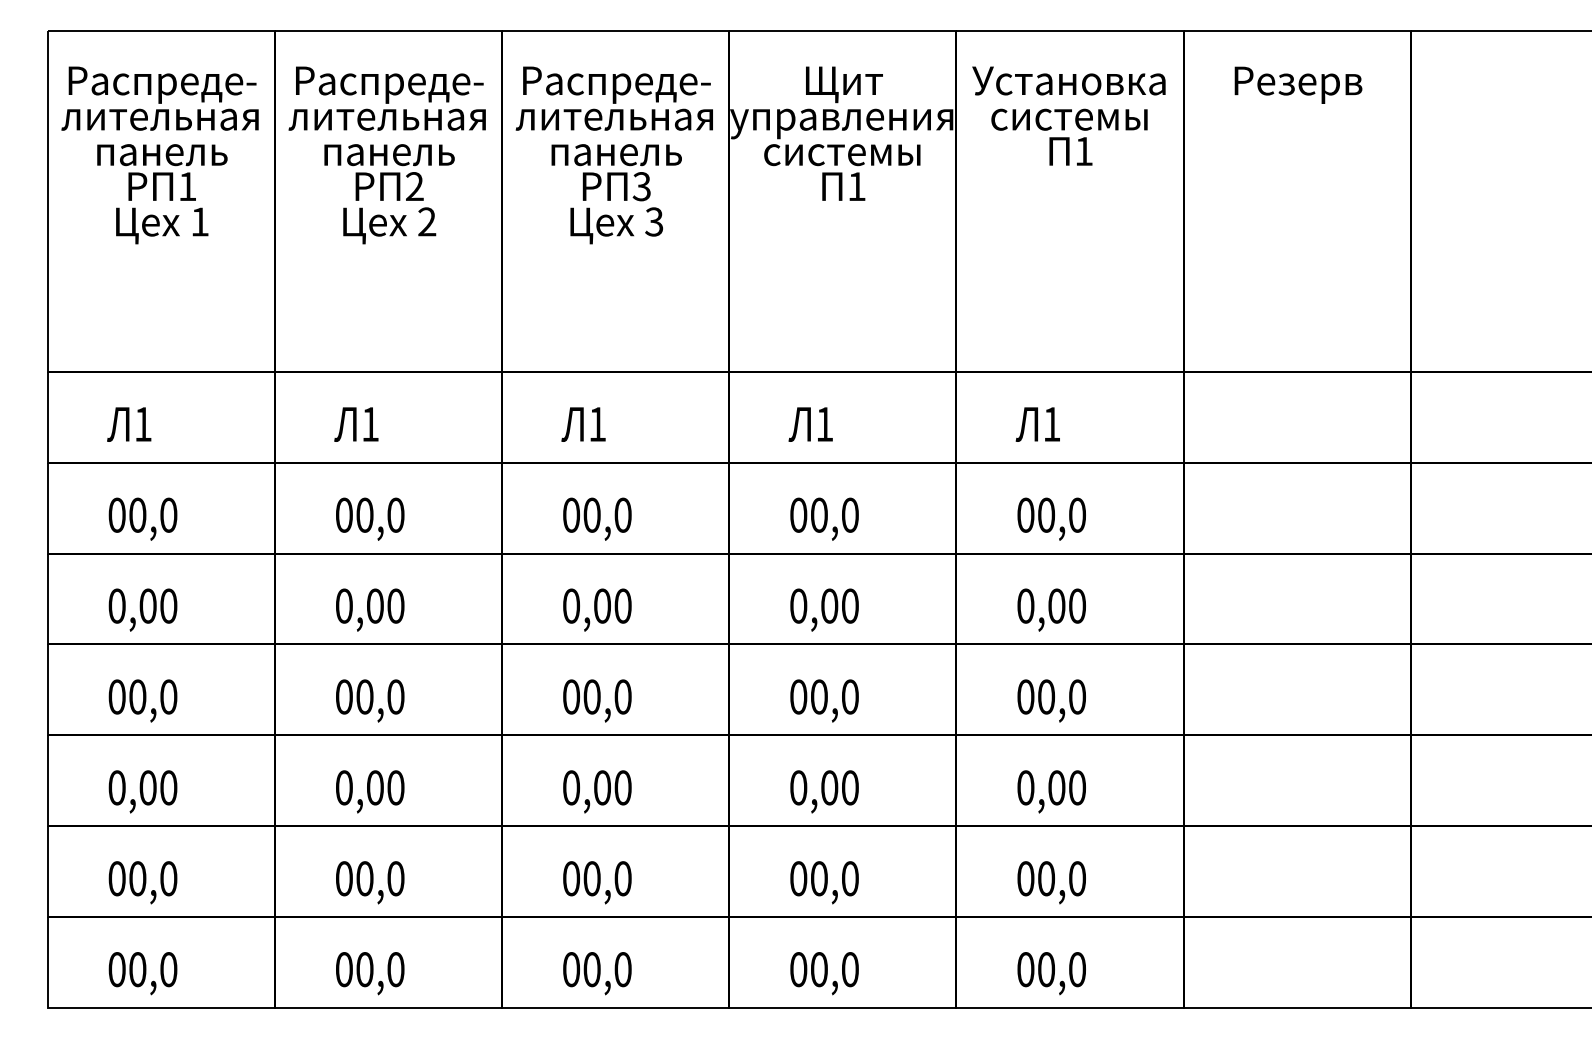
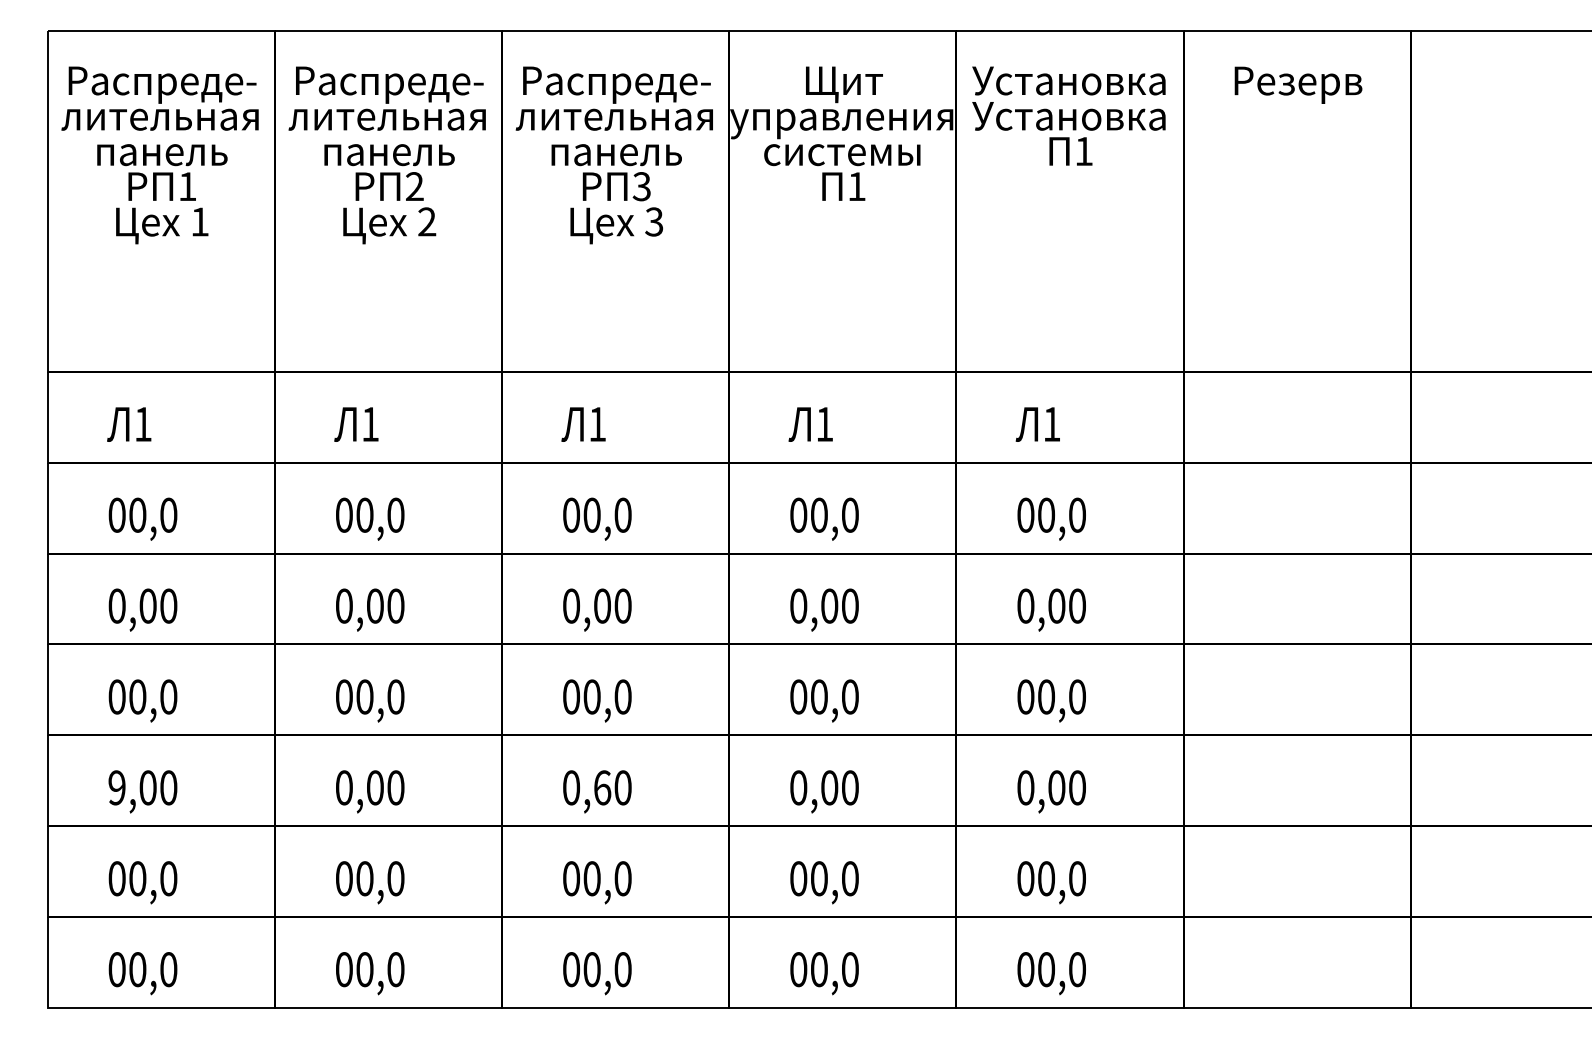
text: системы -> Установка (1068, 116)
text: 0,00 -> 9,00 (116, 787)
text: 0,00 -> 0,60 (602, 787)
